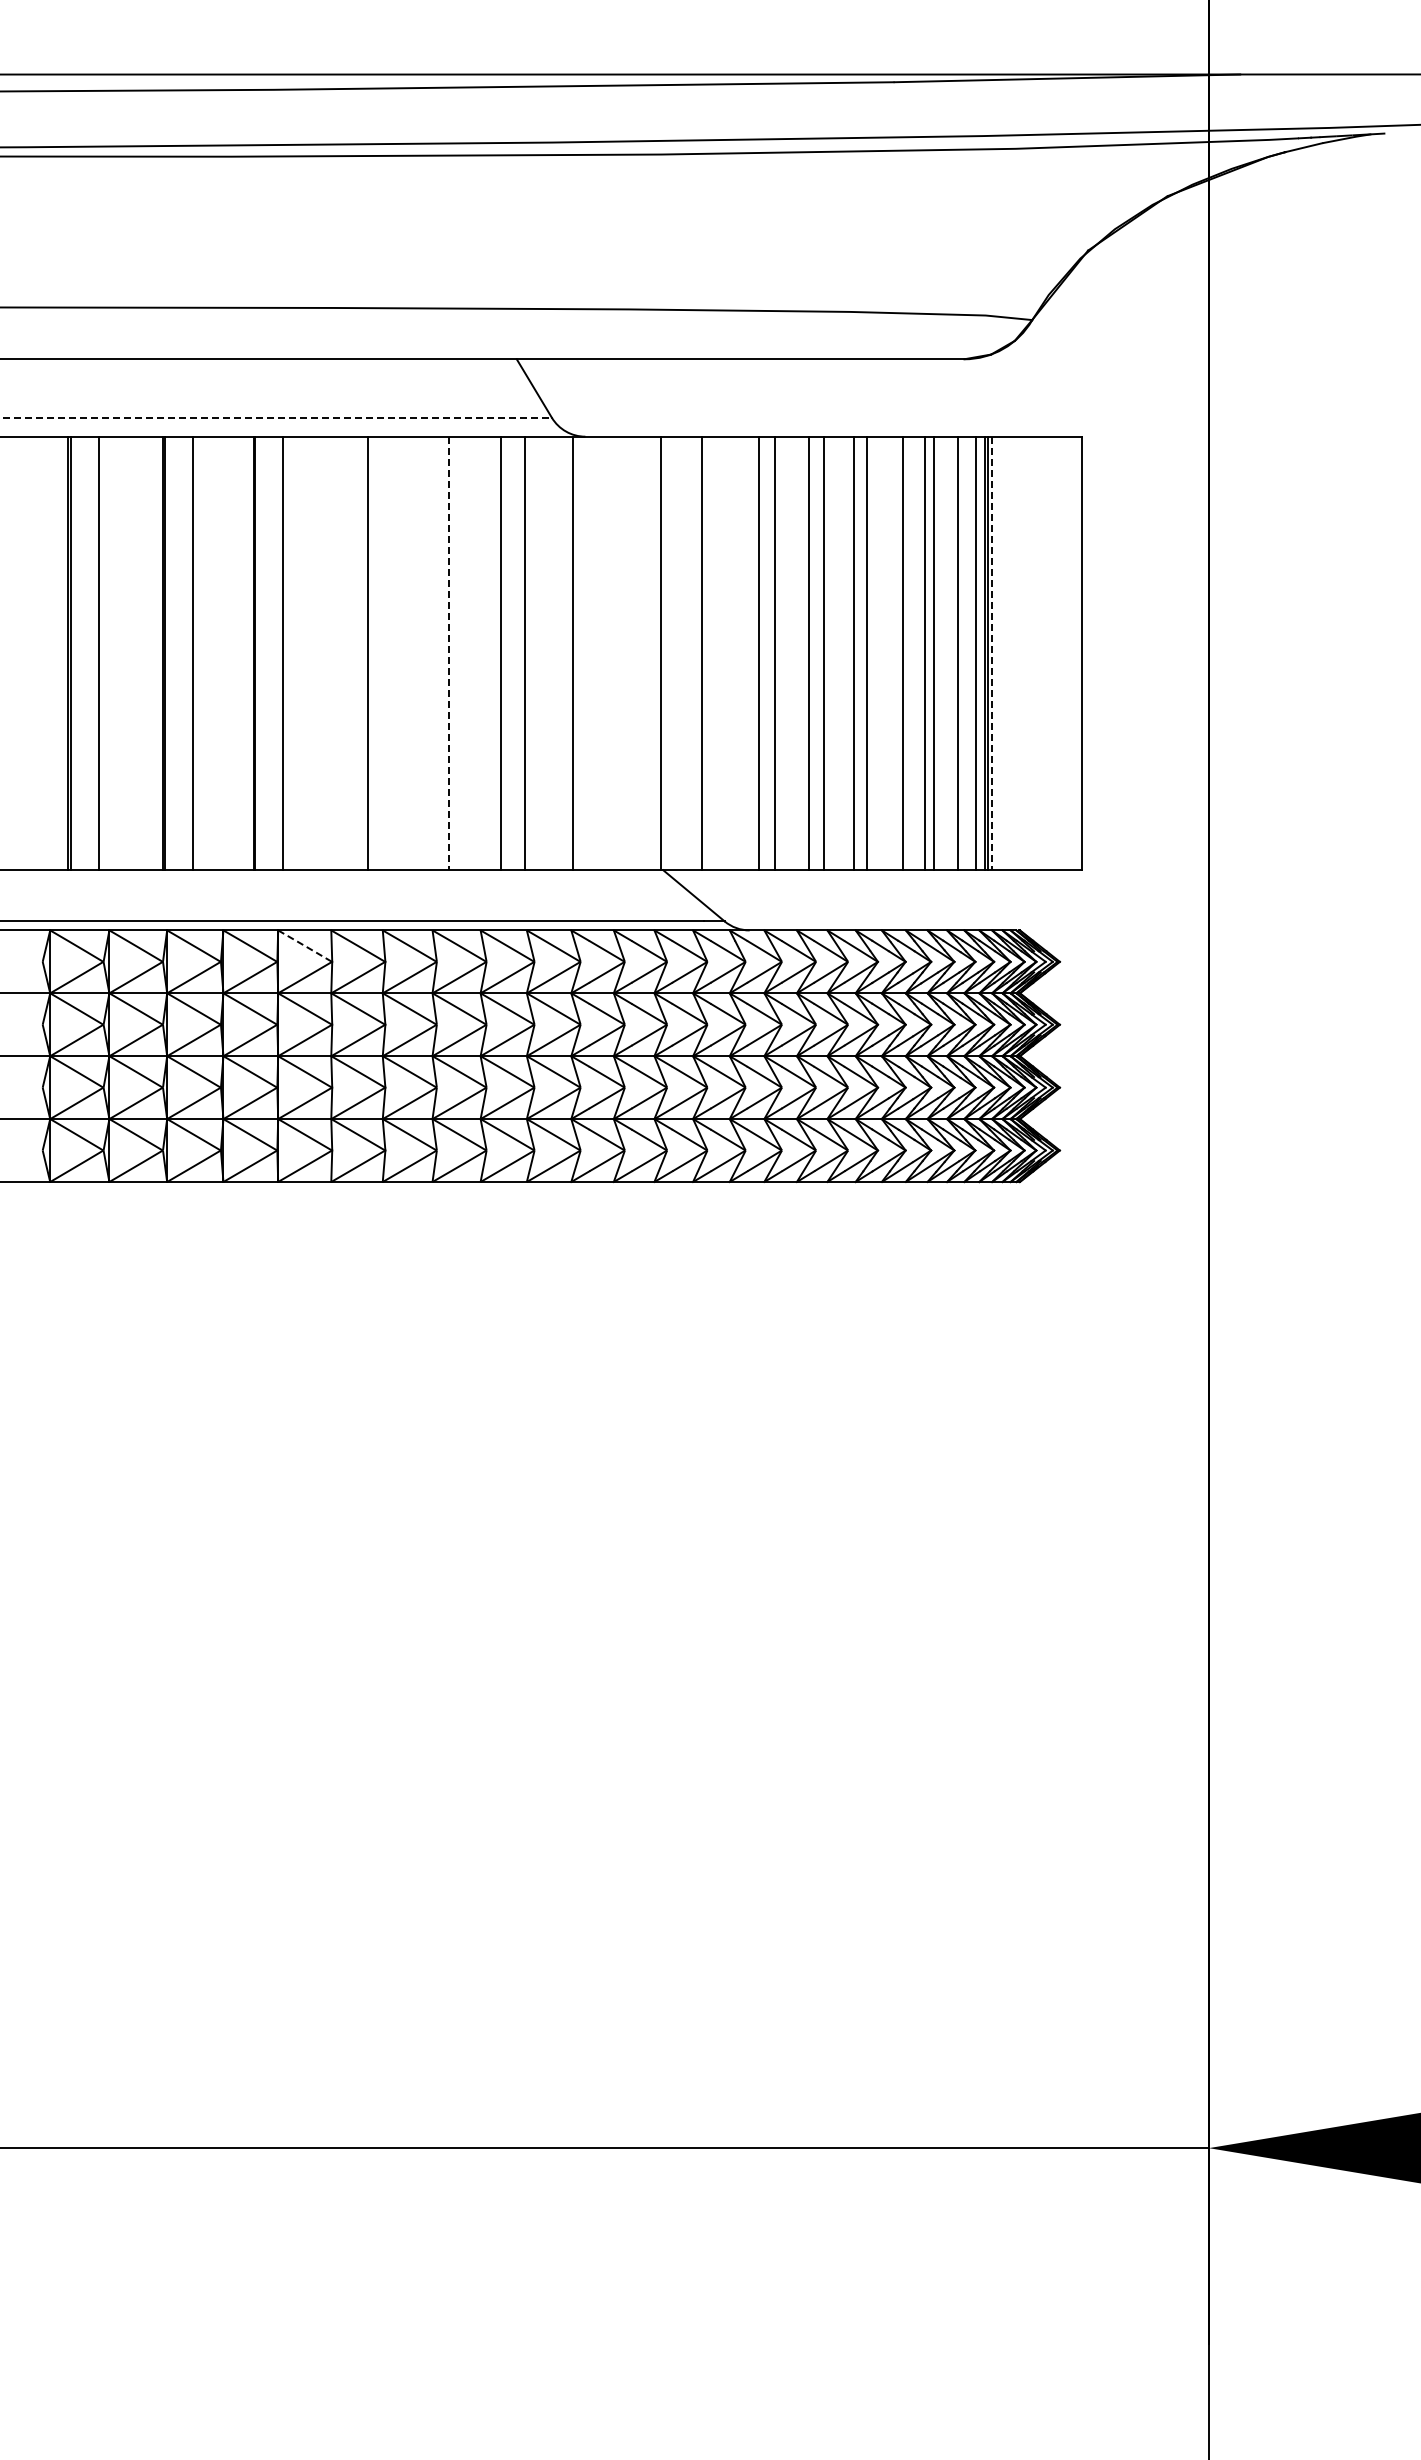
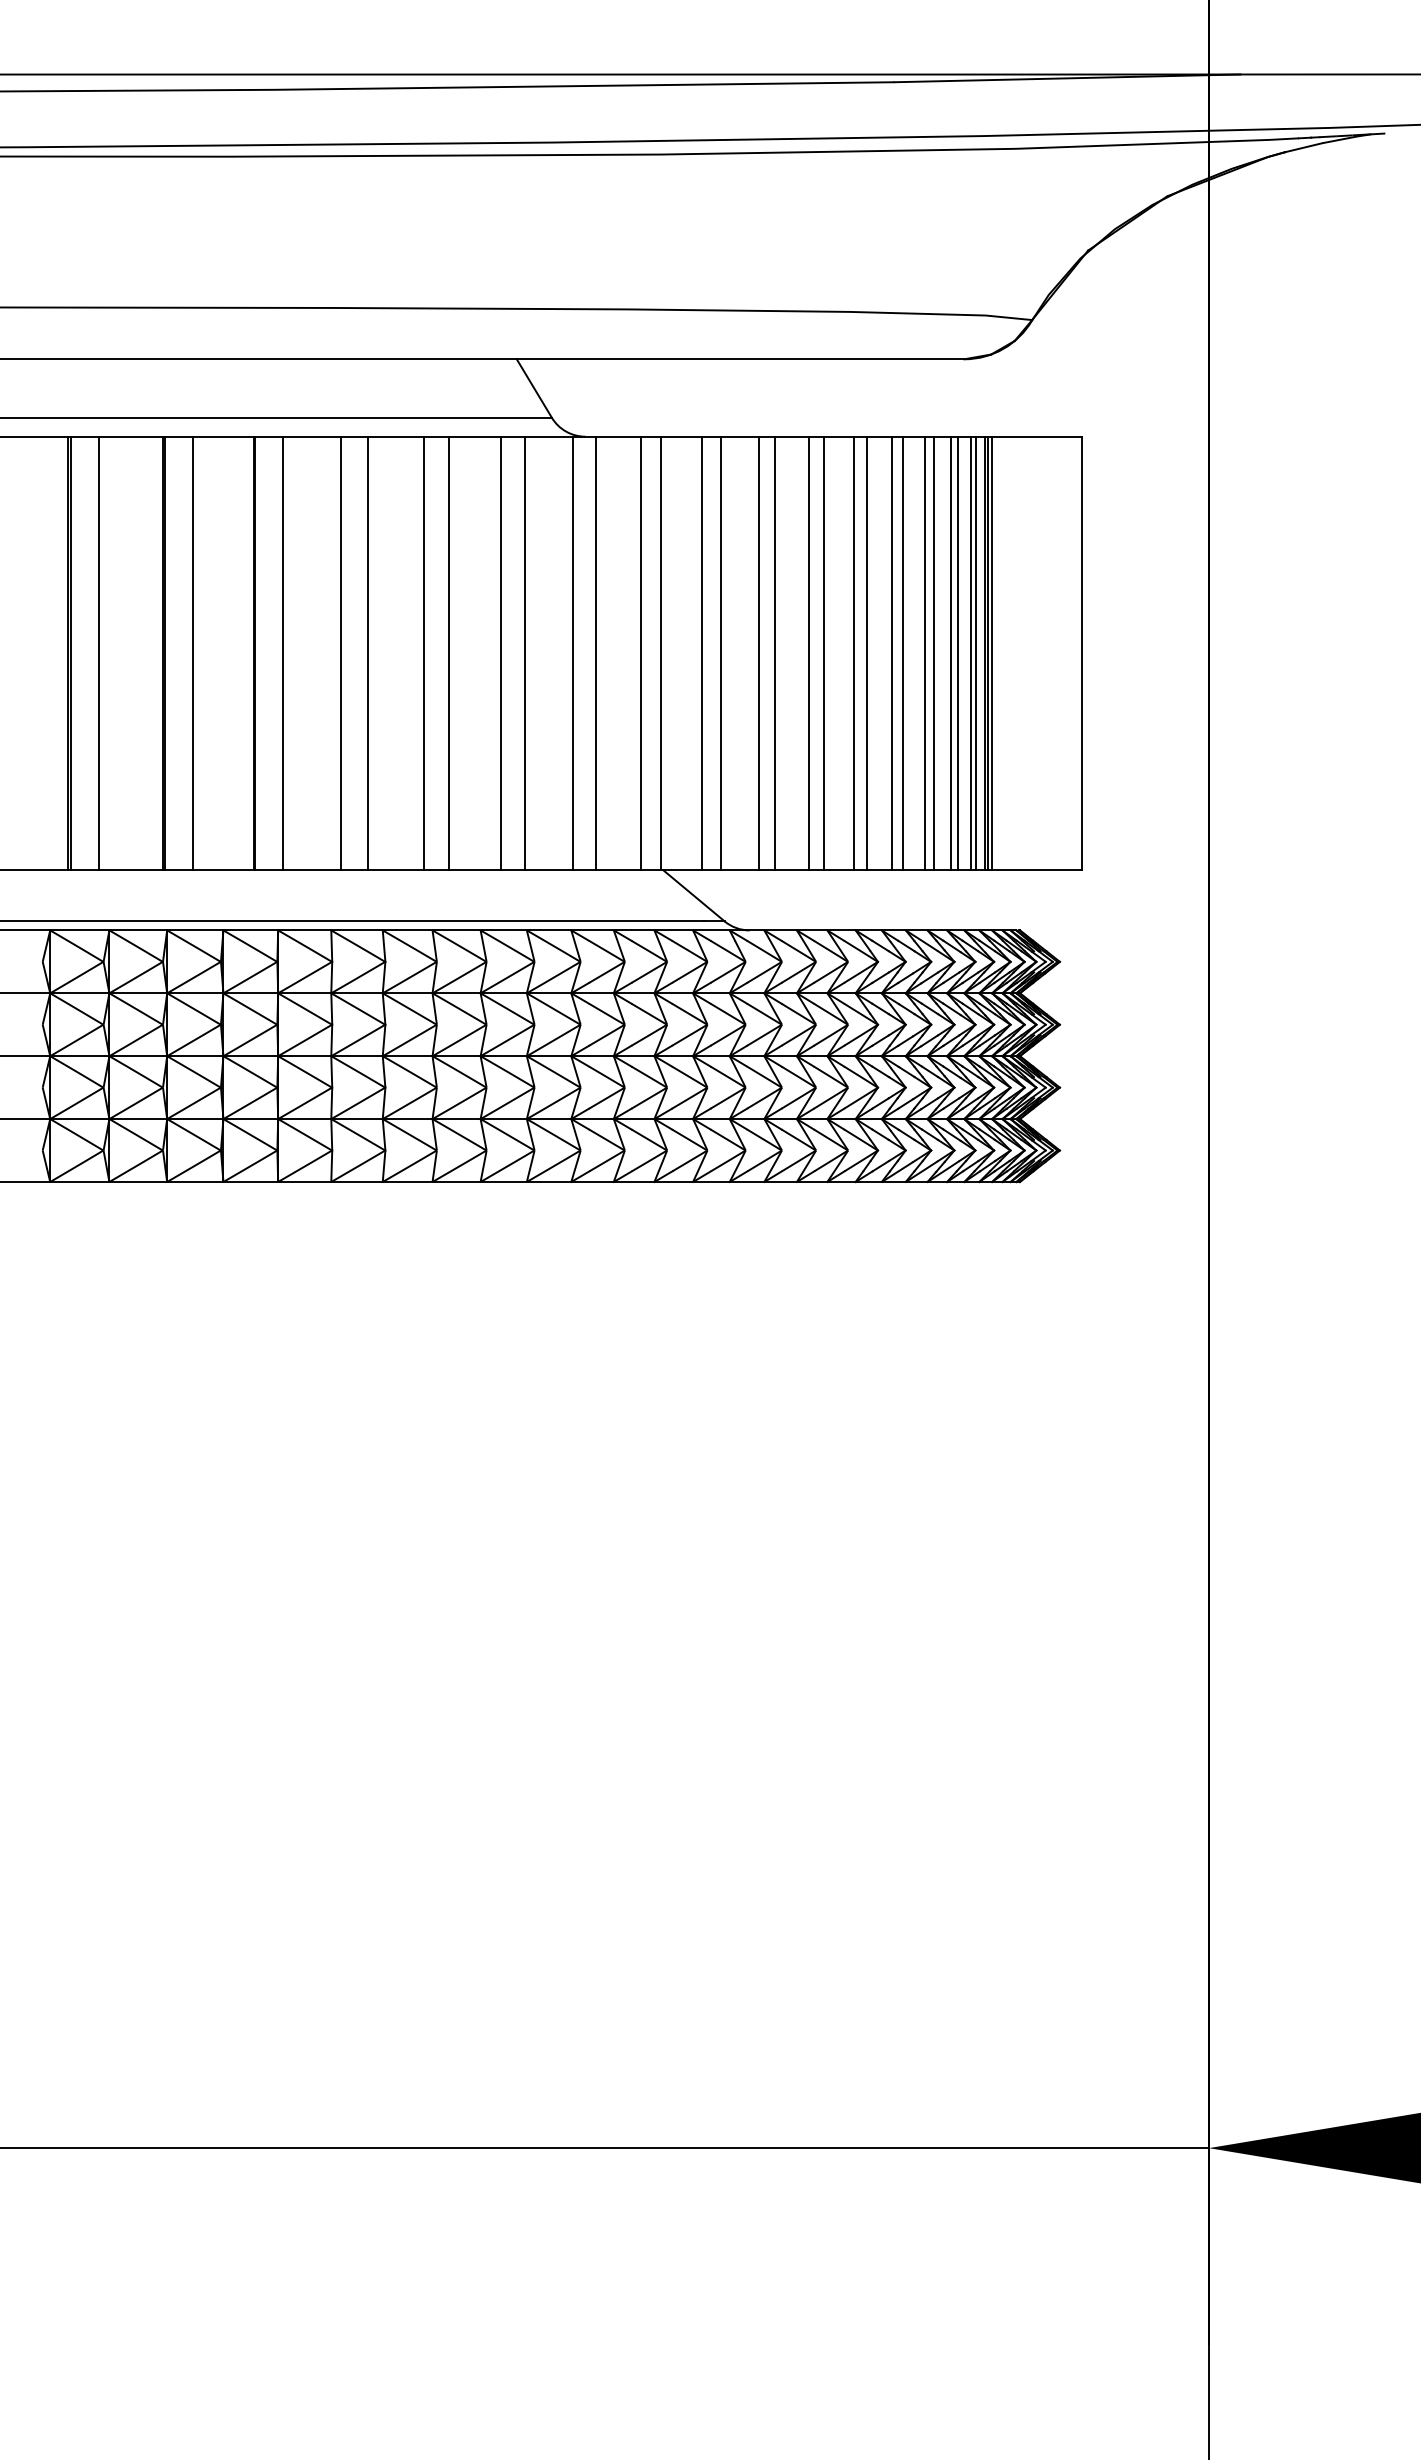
line: dashed -> solid (276, 417)
line: none -> present (341, 653)
line: none -> present (423, 653)
line: dashed -> solid (448, 653)
line: none -> present (595, 653)
line: none -> present (640, 653)
line: none -> present (721, 653)
line: none -> present (892, 653)
line: none -> present (951, 653)
line: none -> present (971, 653)
line: dashed -> solid (992, 653)
line: dashed -> solid (305, 946)
